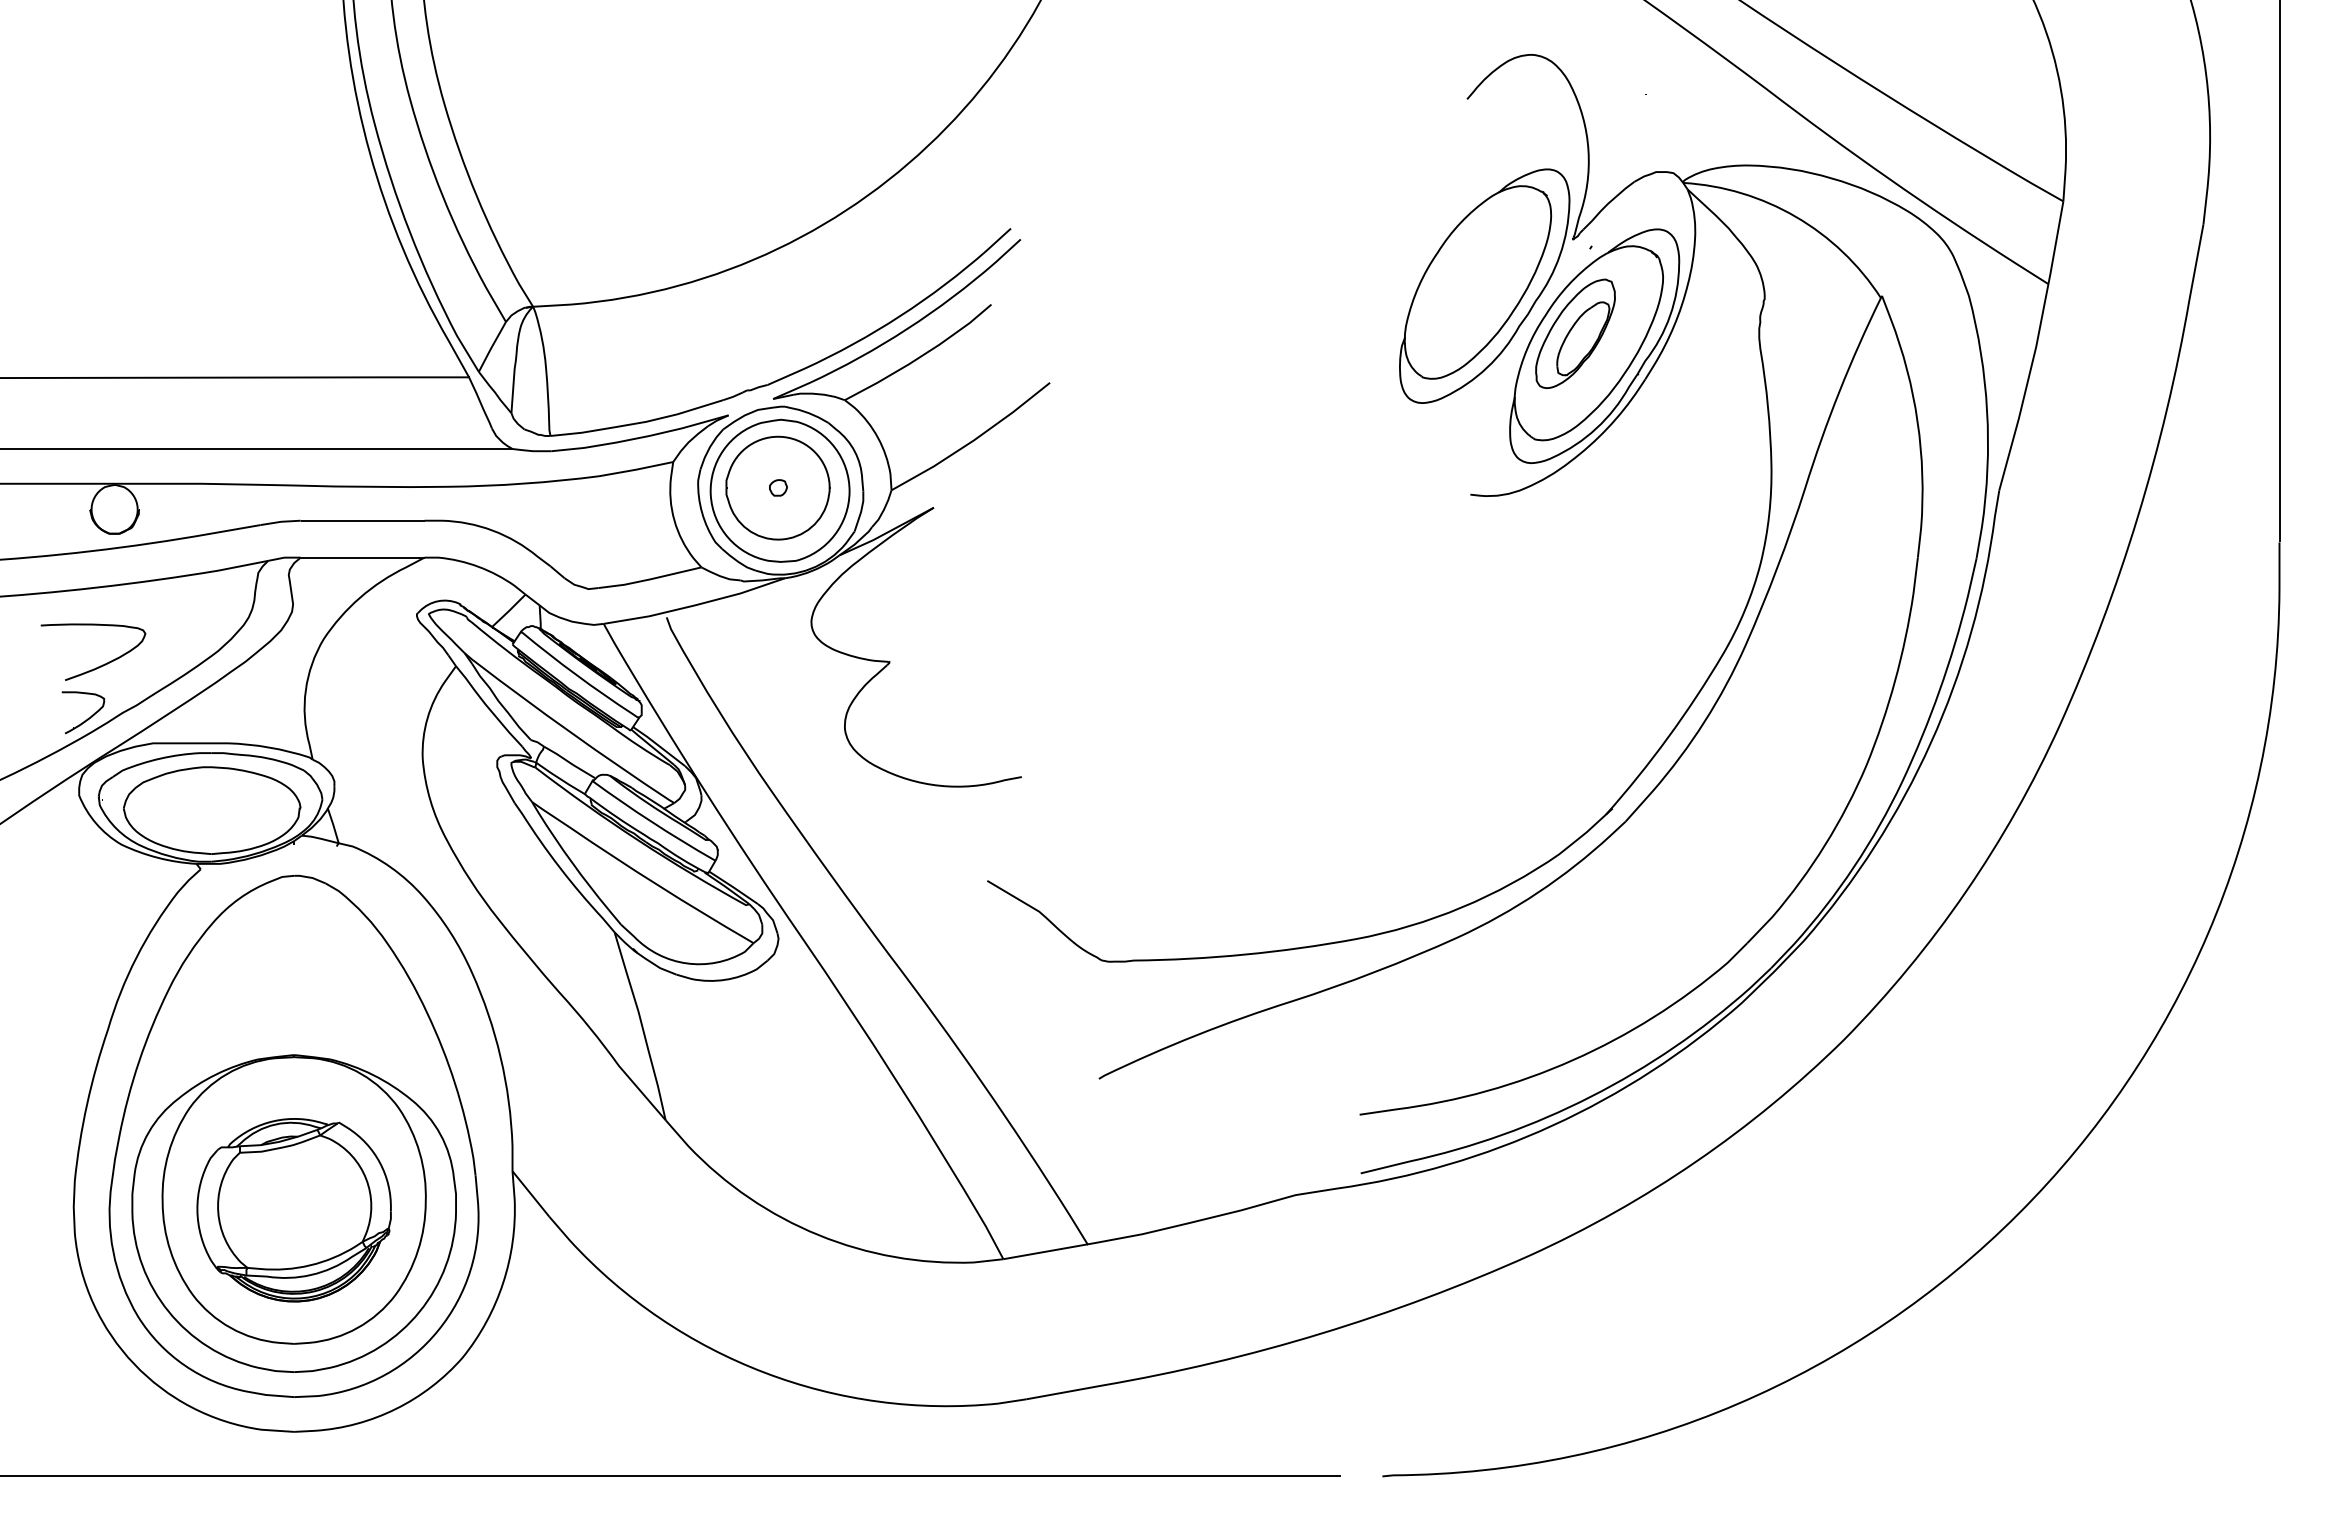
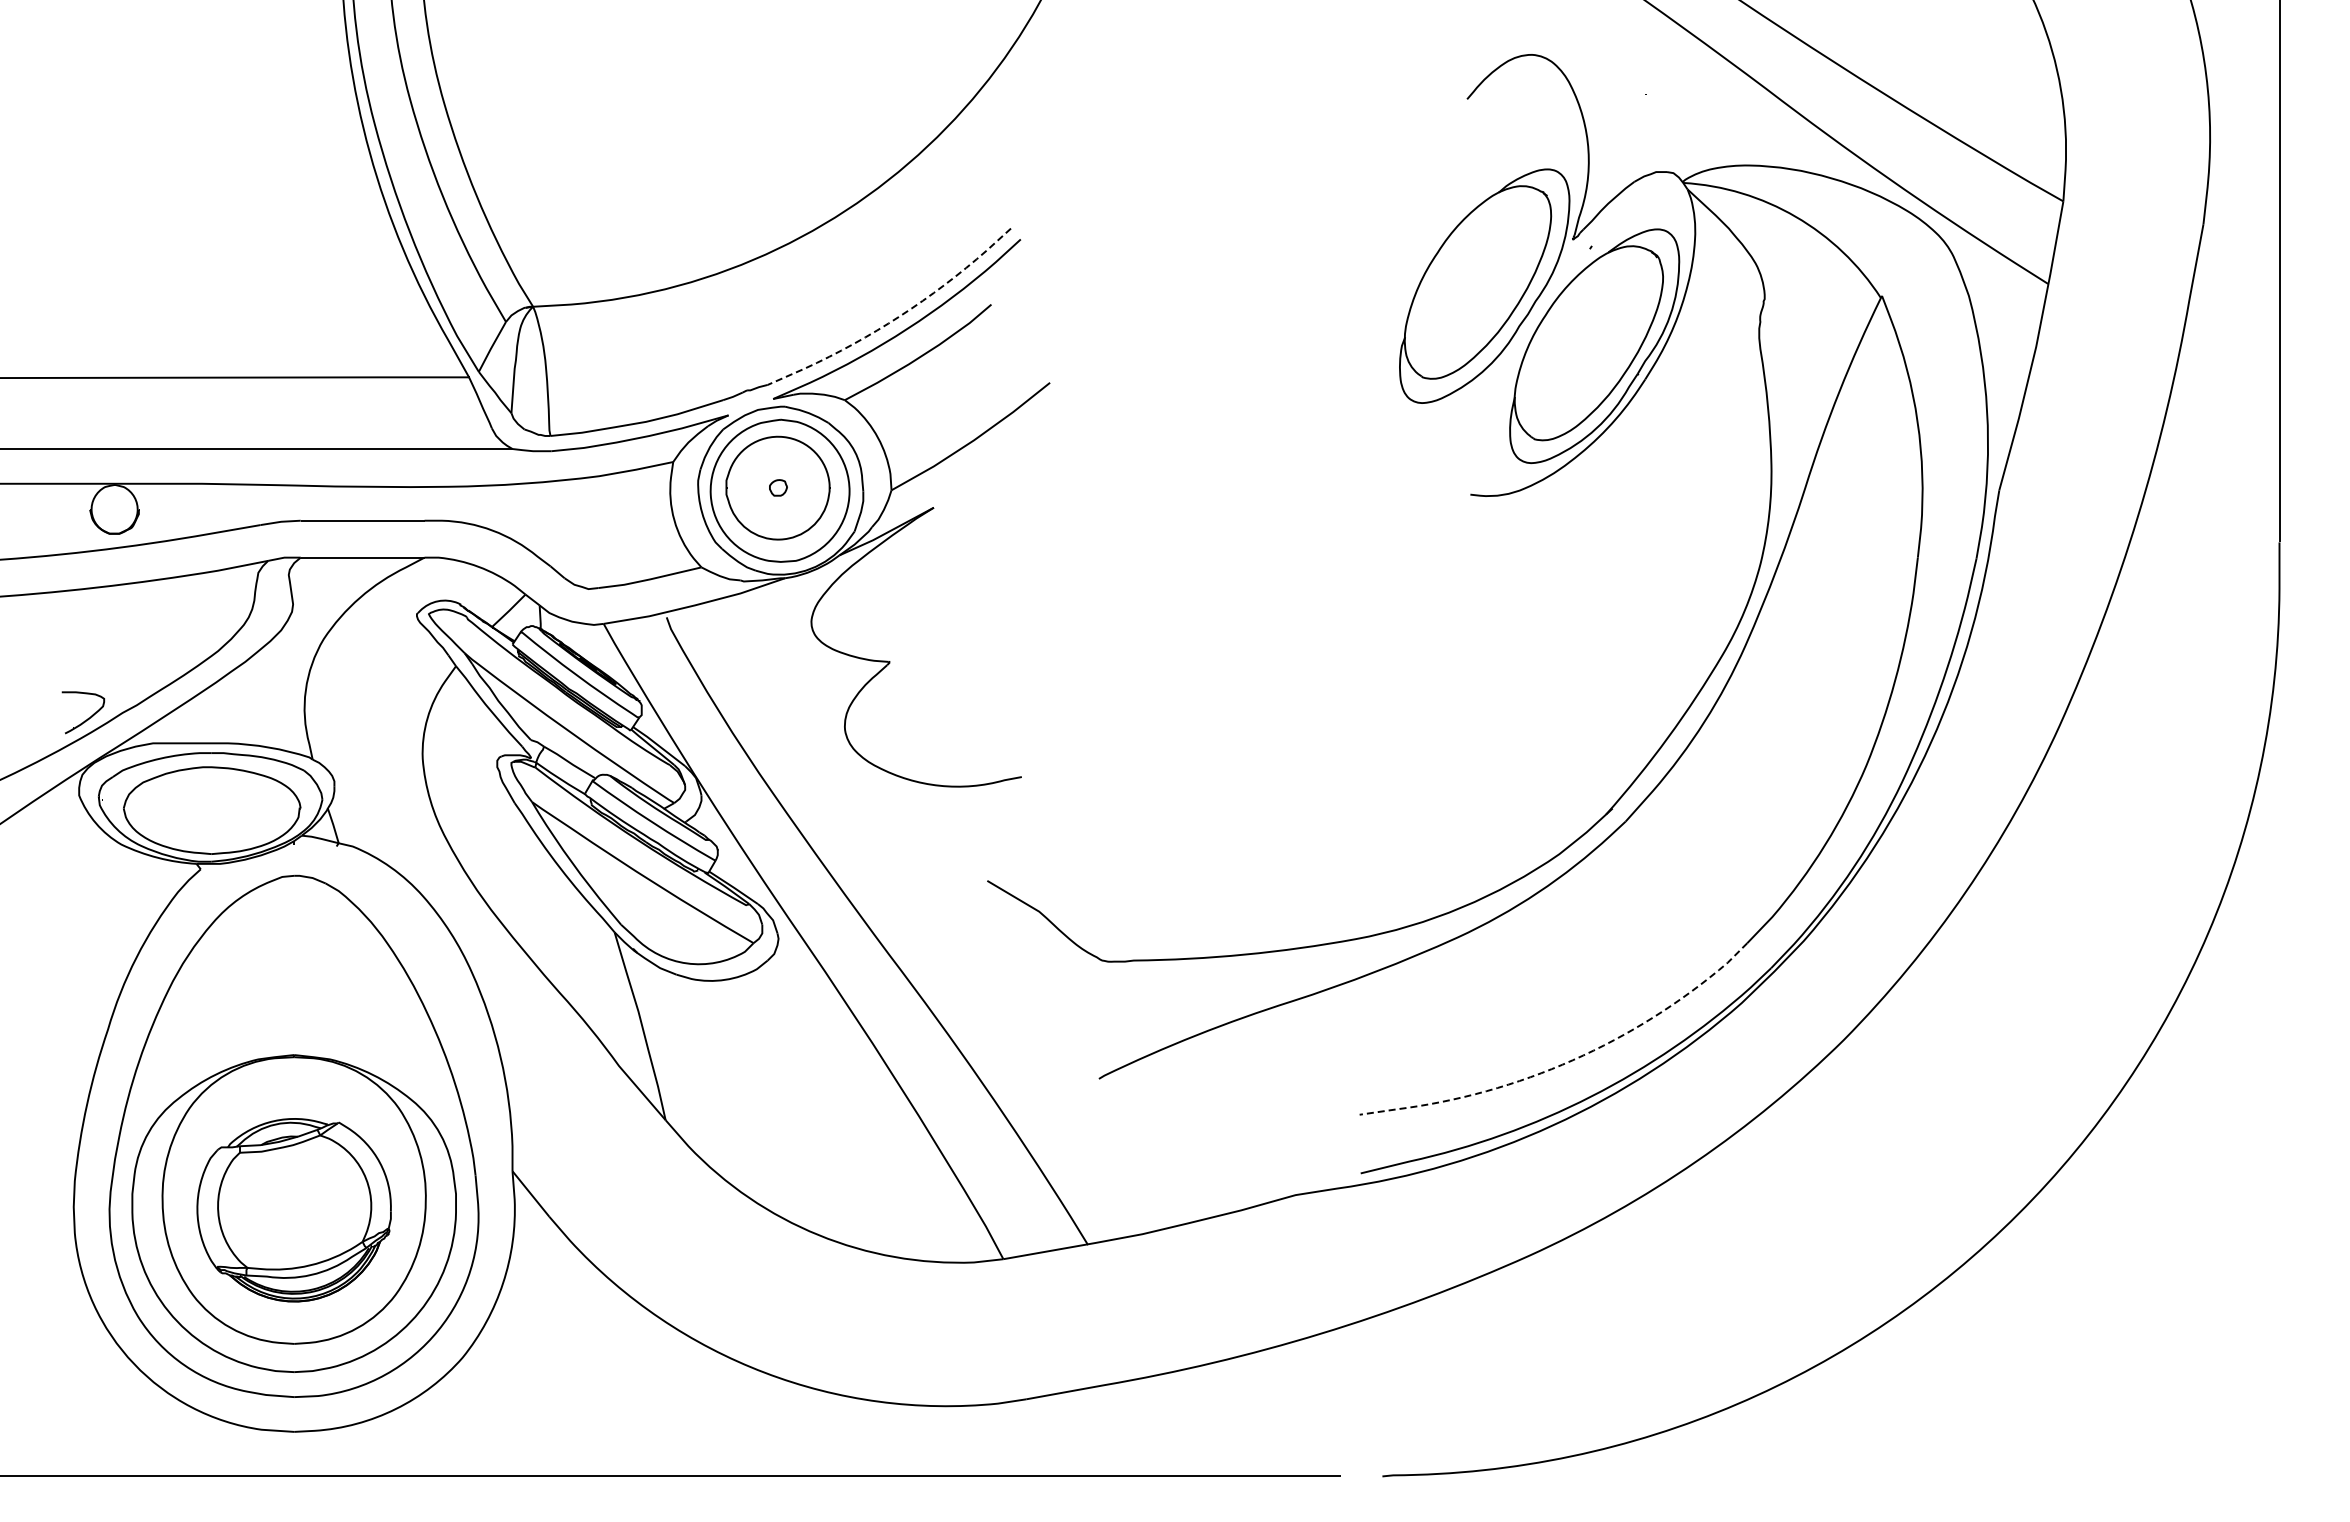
line: solid -> dashed (896, 318)
part: present -> none (1575, 333)
curve: present -> none (100, 665)
line: solid -> dashed (1568, 1062)
